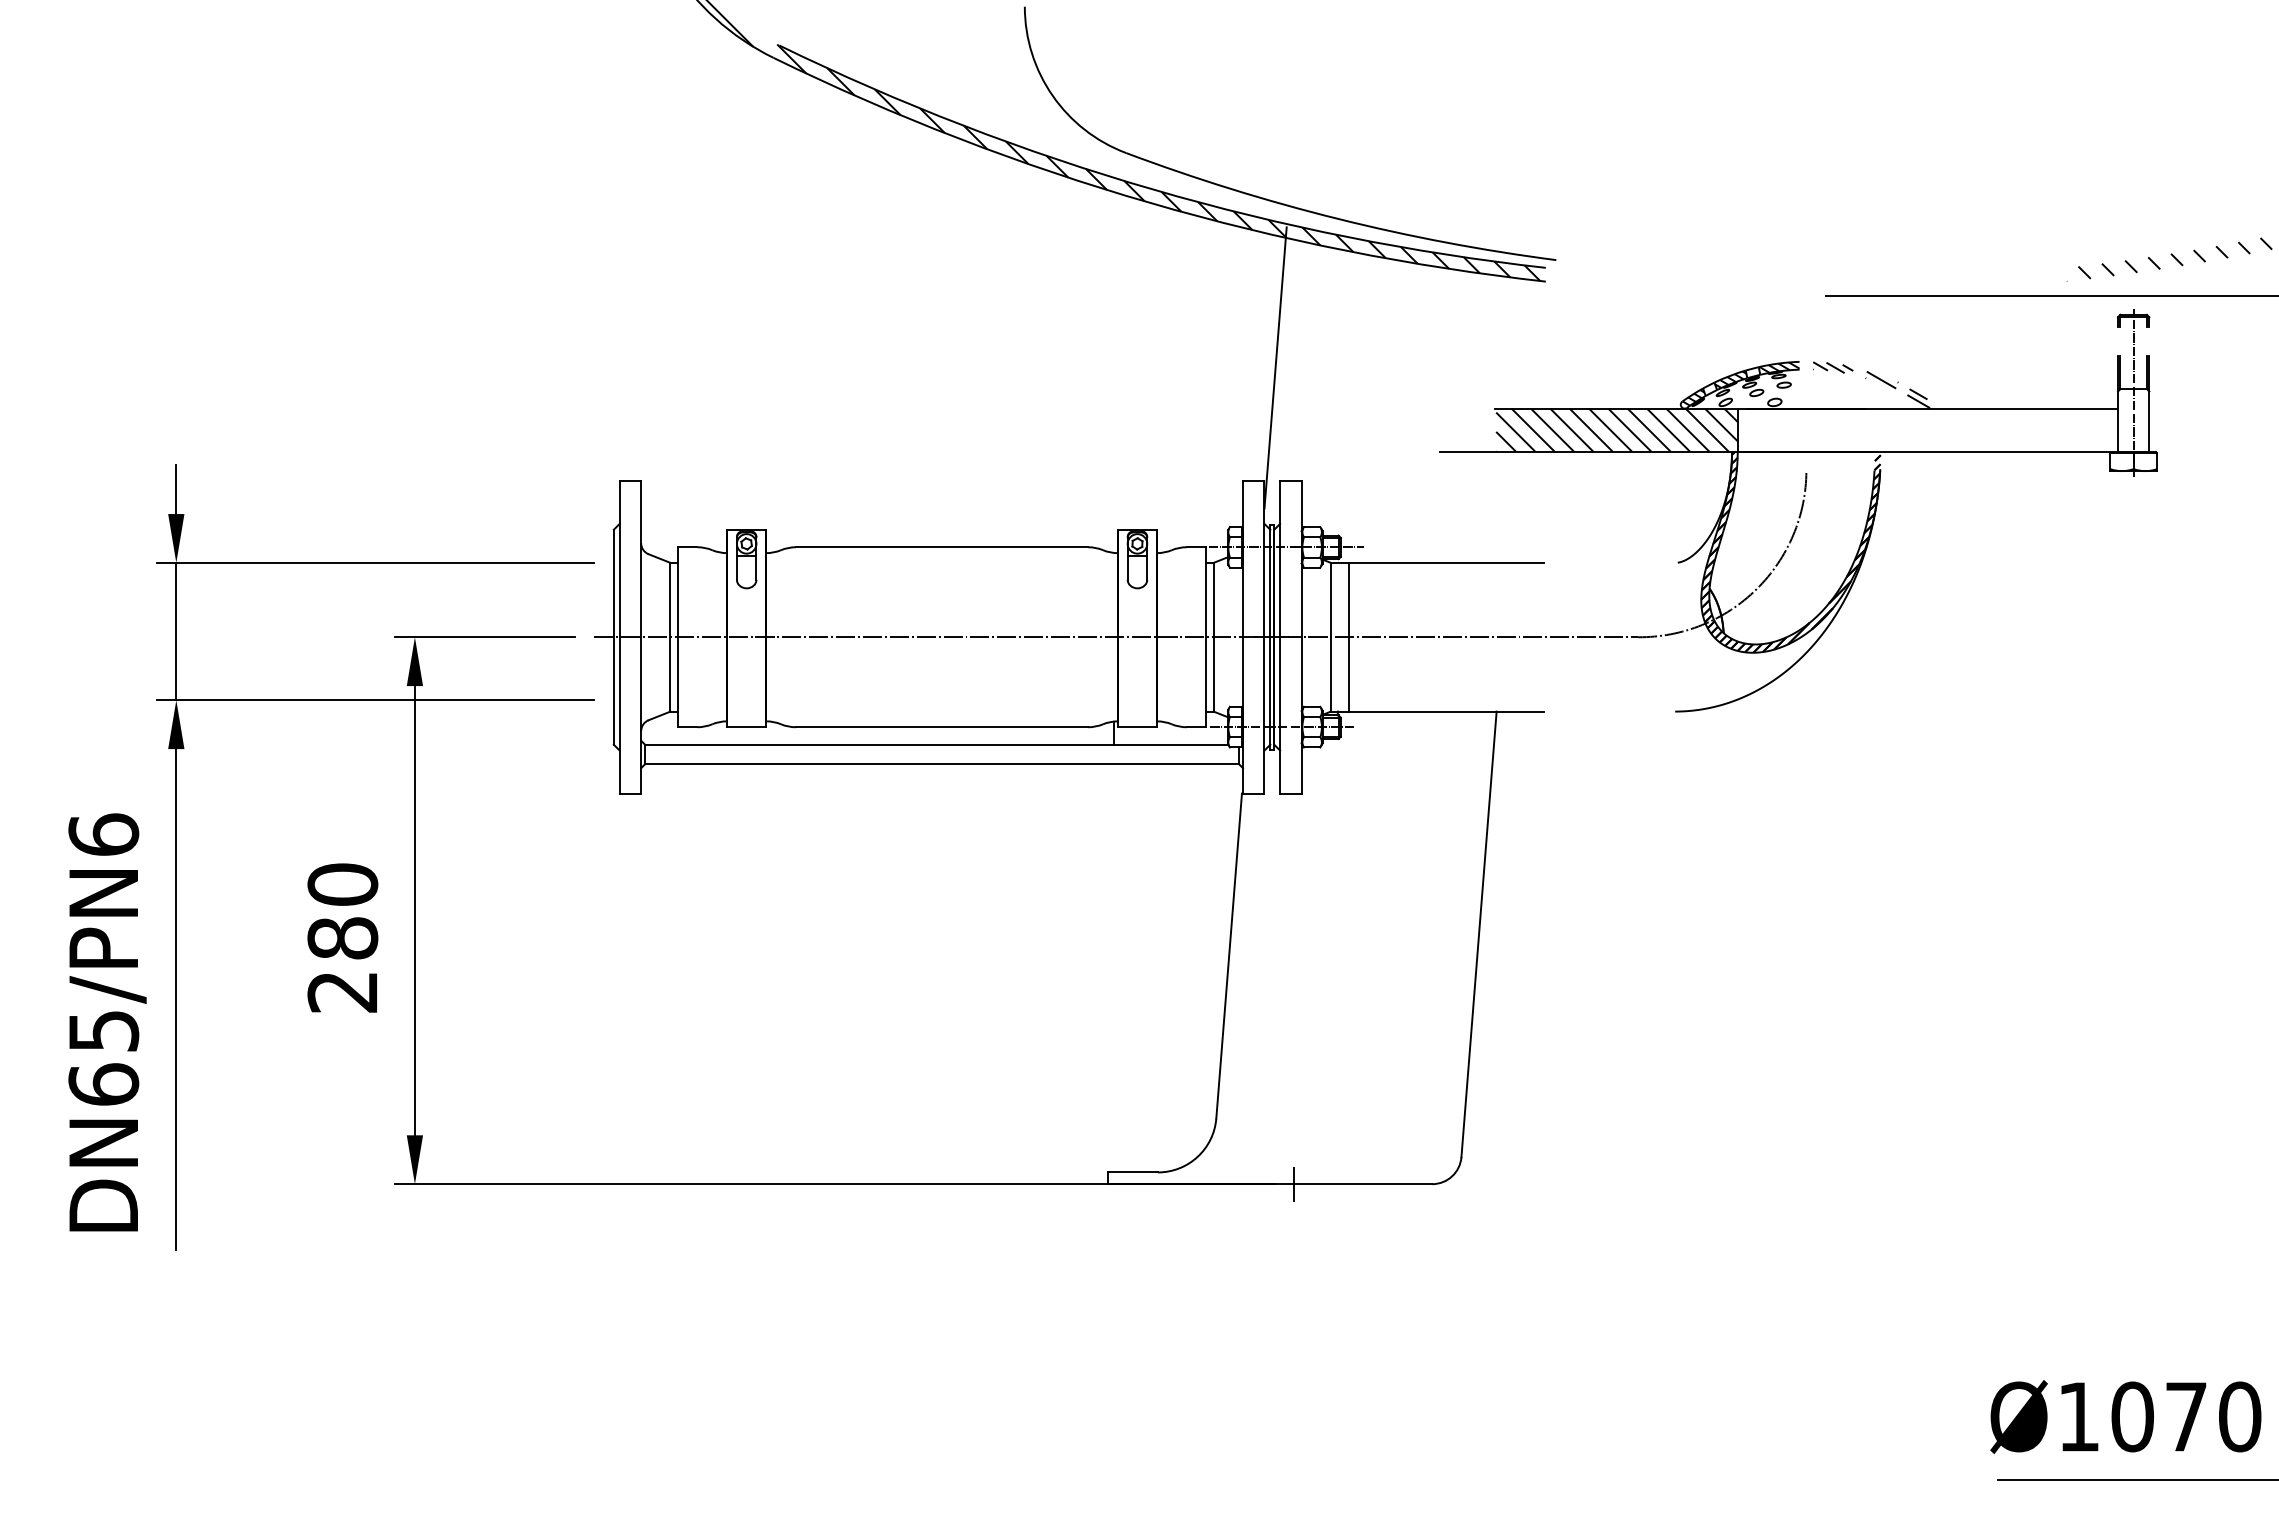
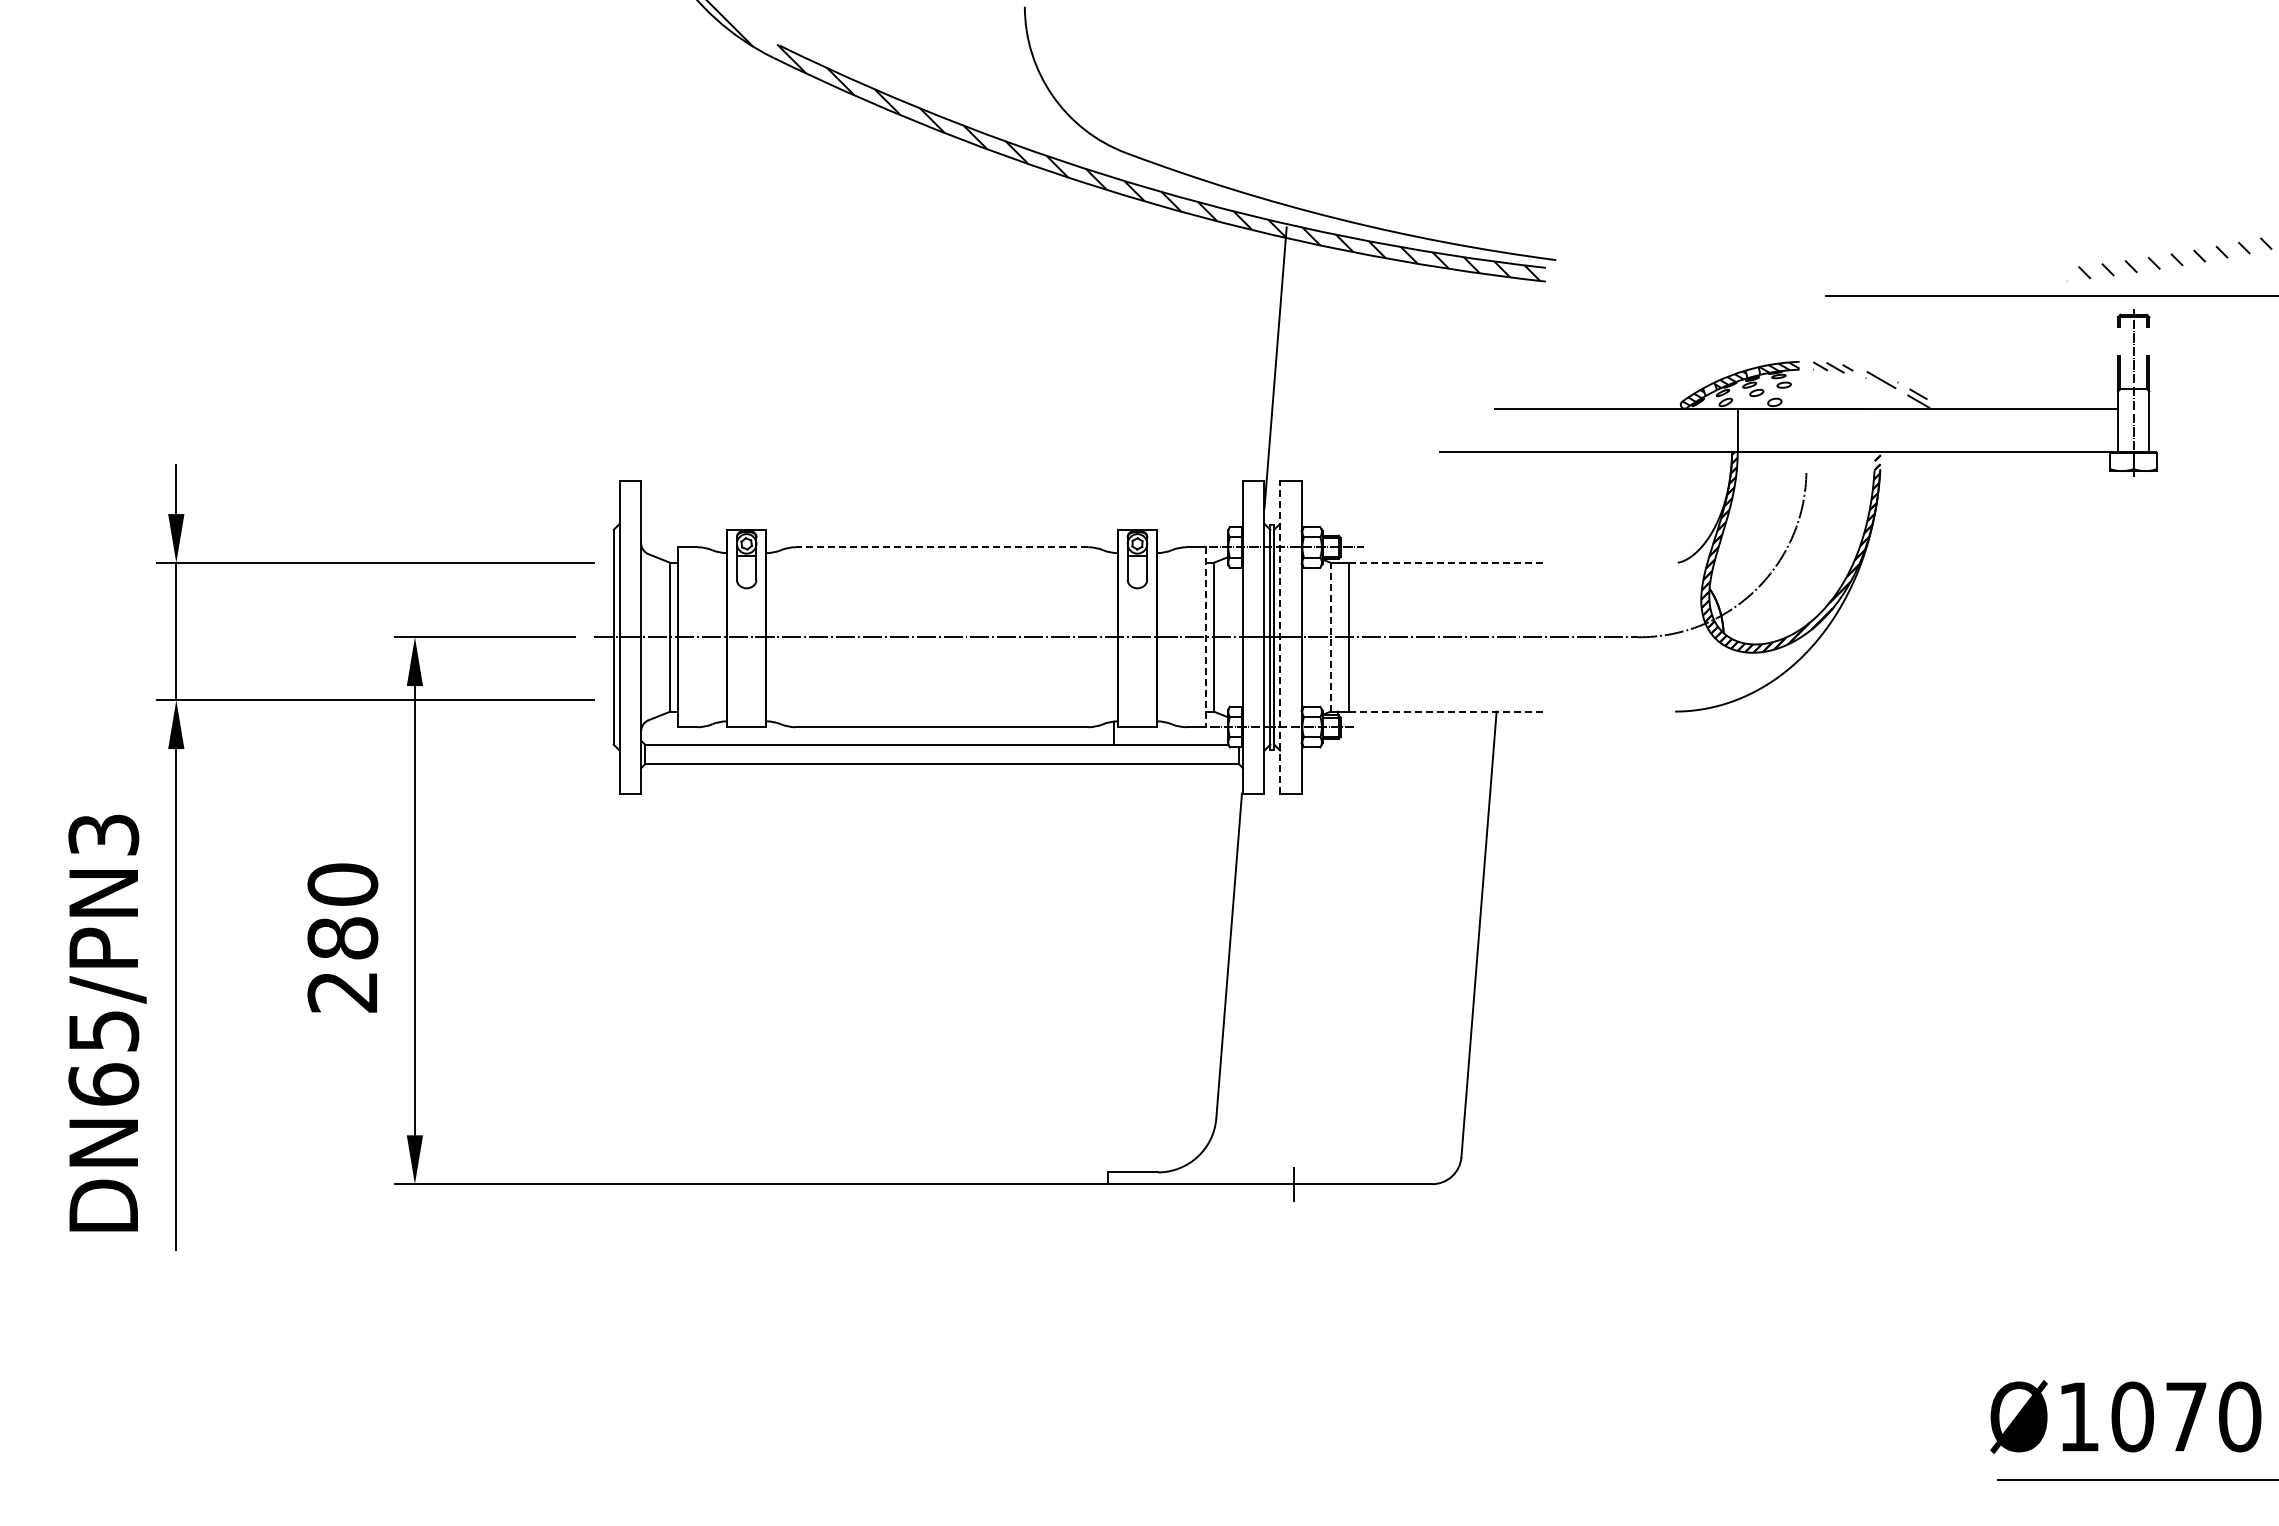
hatch: present -> none (1617, 429)
line: solid -> dashed (941, 547)
line: solid -> dashed (1446, 562)
line: solid -> dashed (1280, 636)
line: solid -> dashed (1330, 636)
line: solid -> dashed (1205, 637)
line: solid -> dashed (1446, 711)
text: DN65/PN6 -> DN65/PN3 (103, 834)
